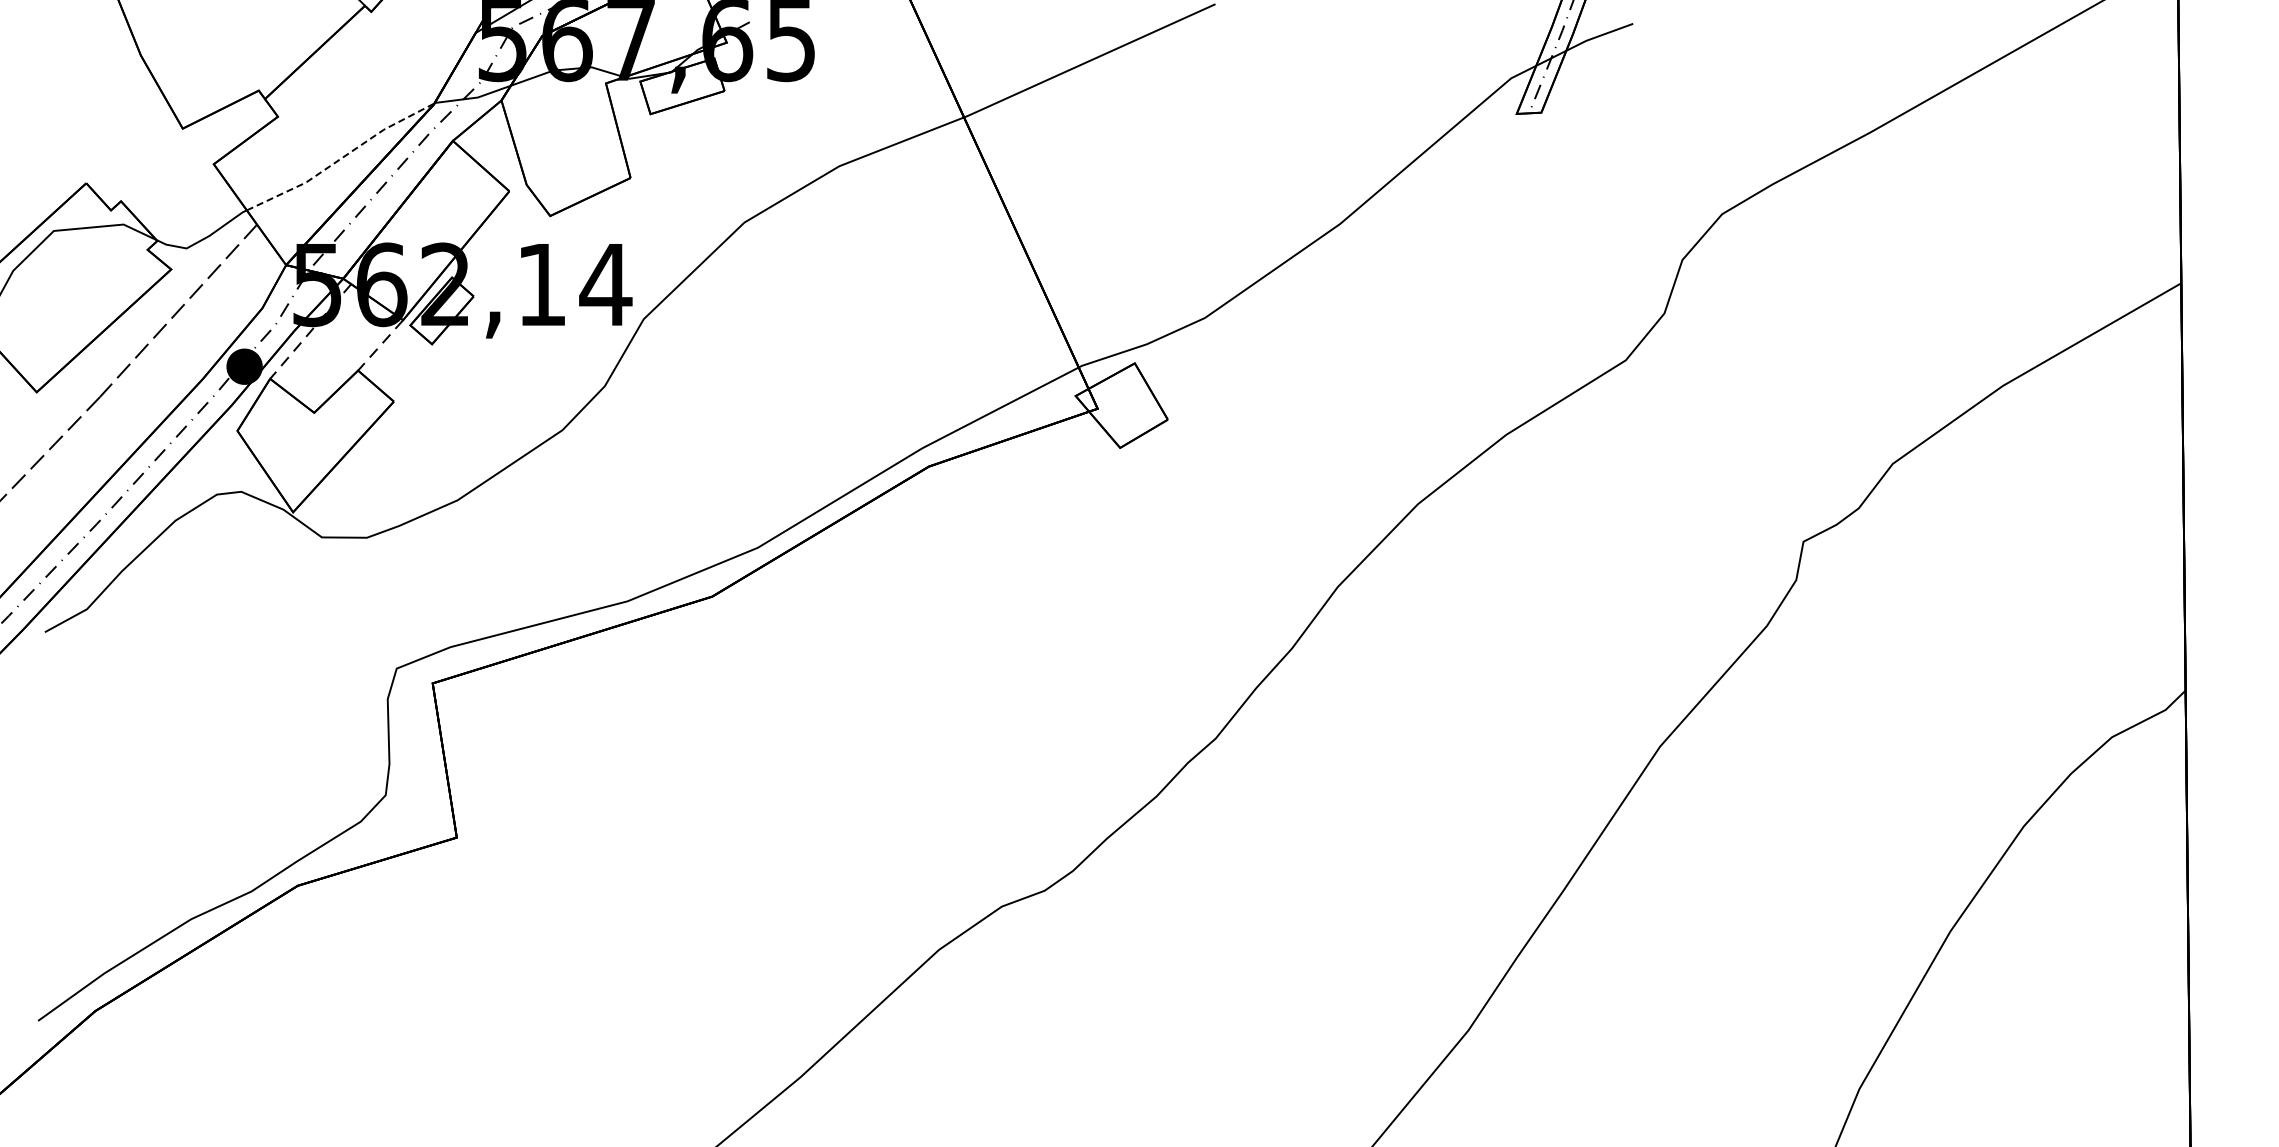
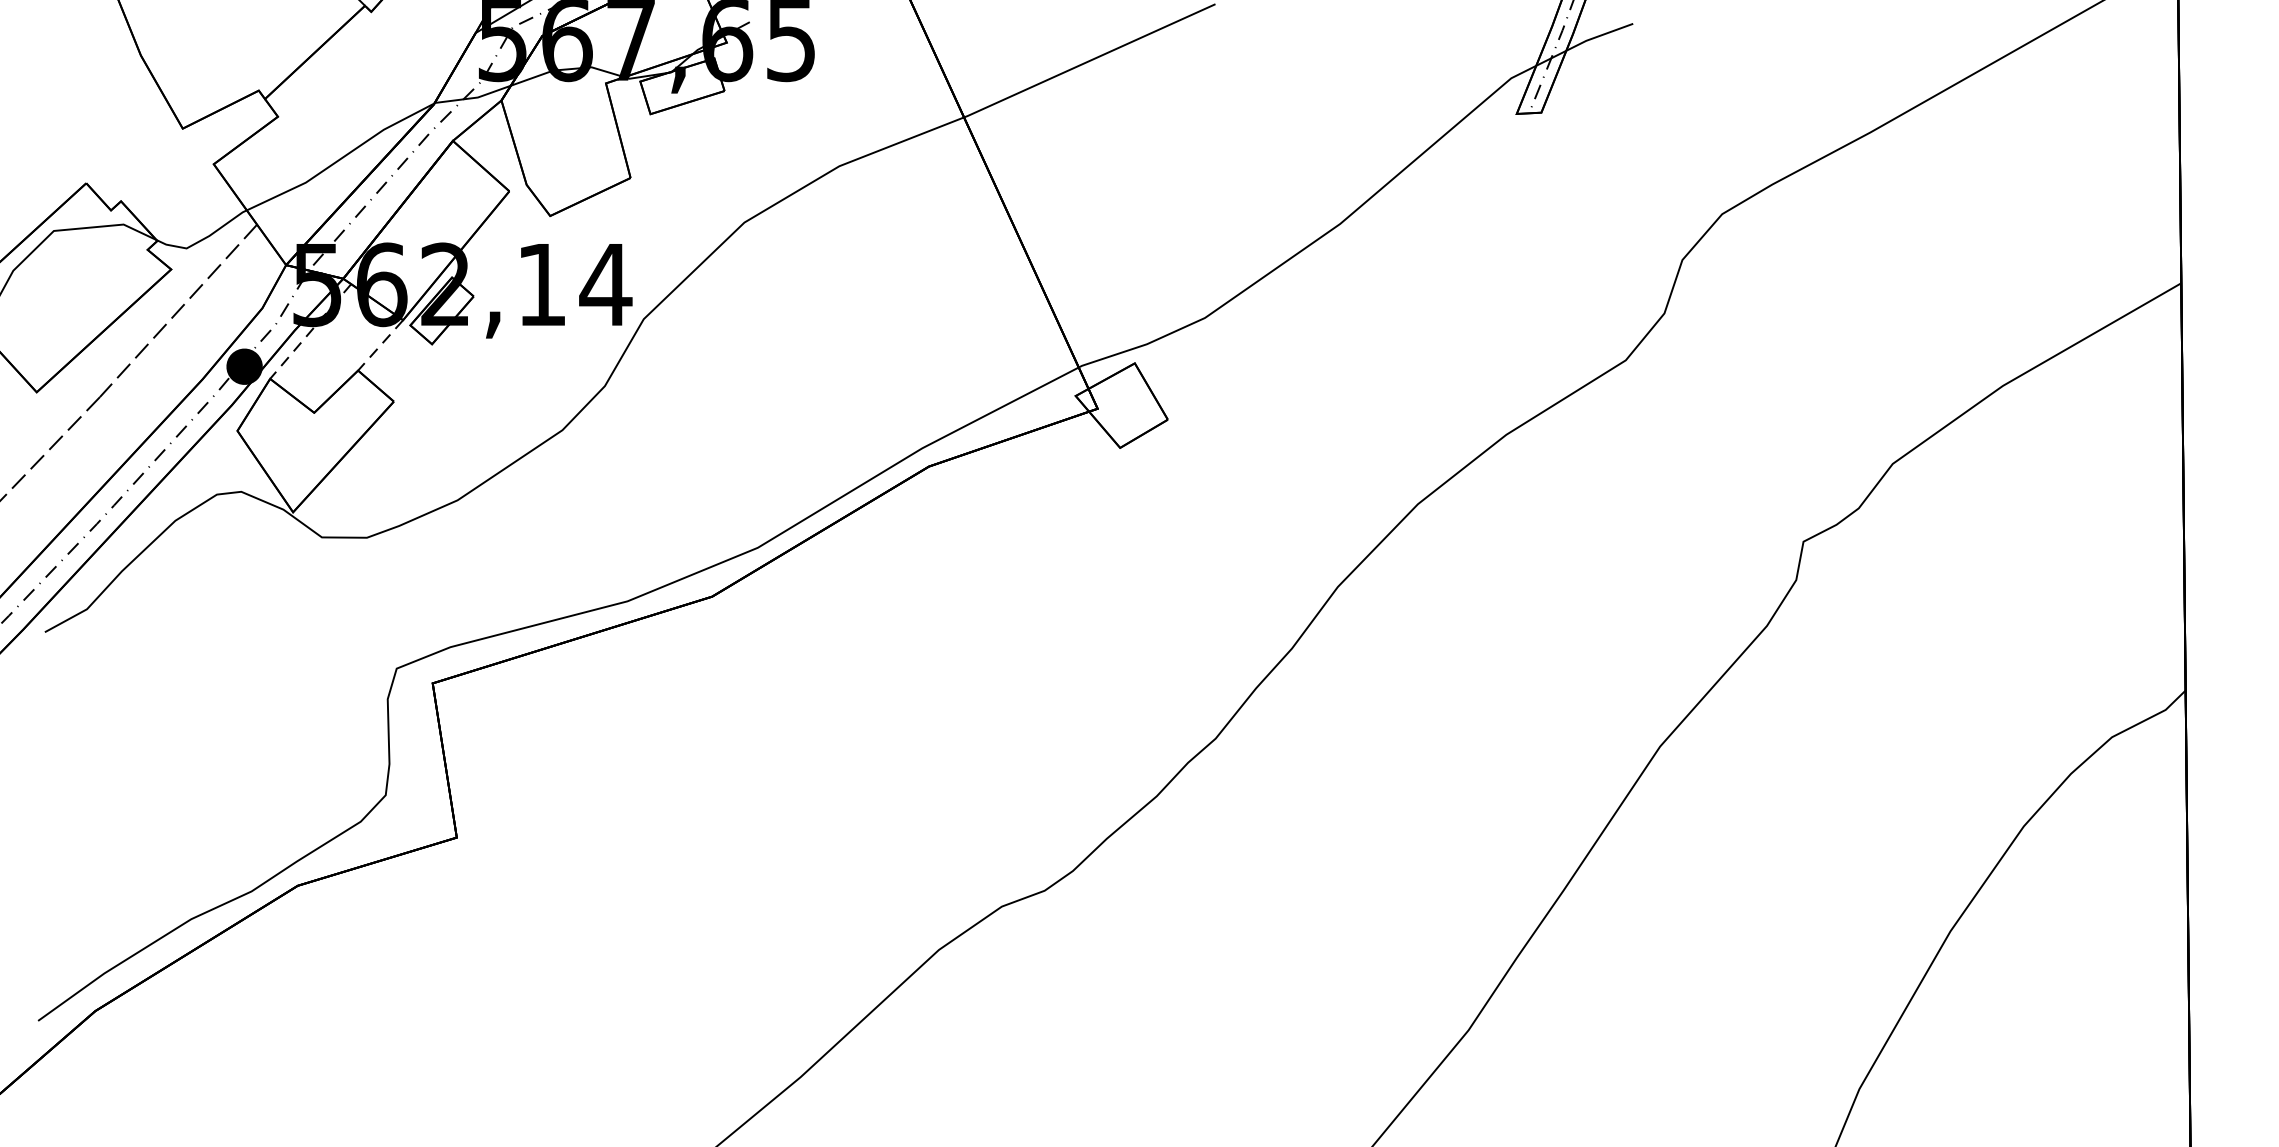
line: dashed -> solid (342, 158)
